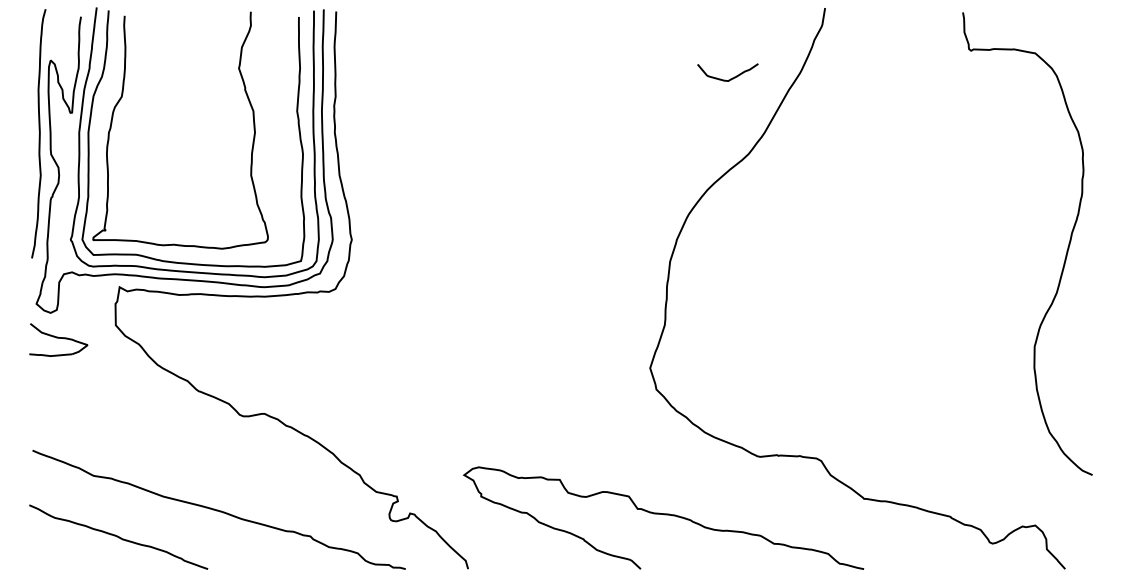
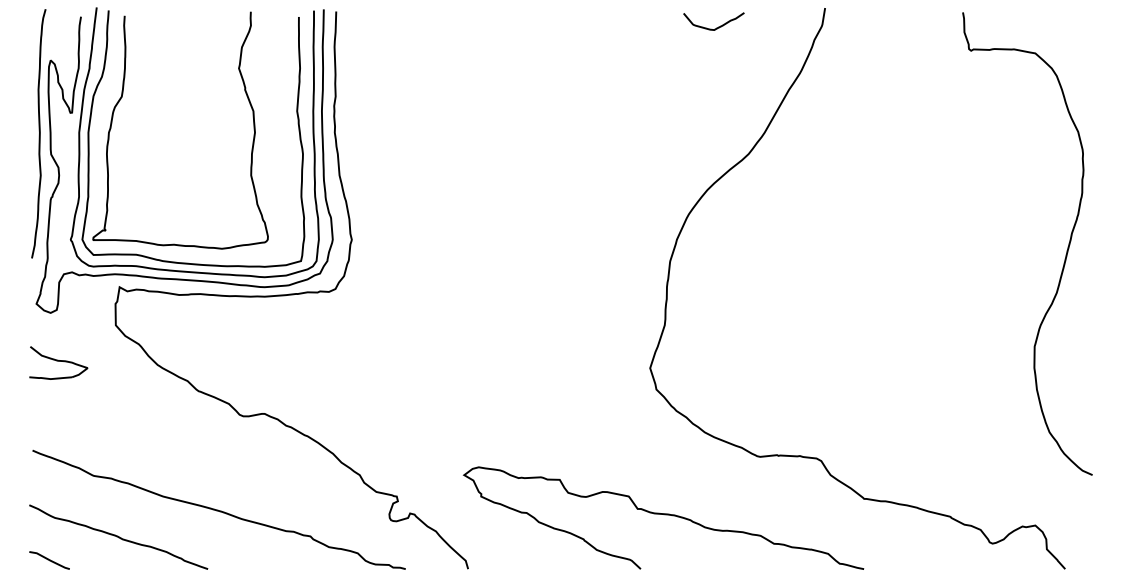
curve position: (730, 78) -> (716, 27) (716, 27)
part position: (58, 339) -> (58, 362) (58, 362)
line: none -> present (49, 560)
